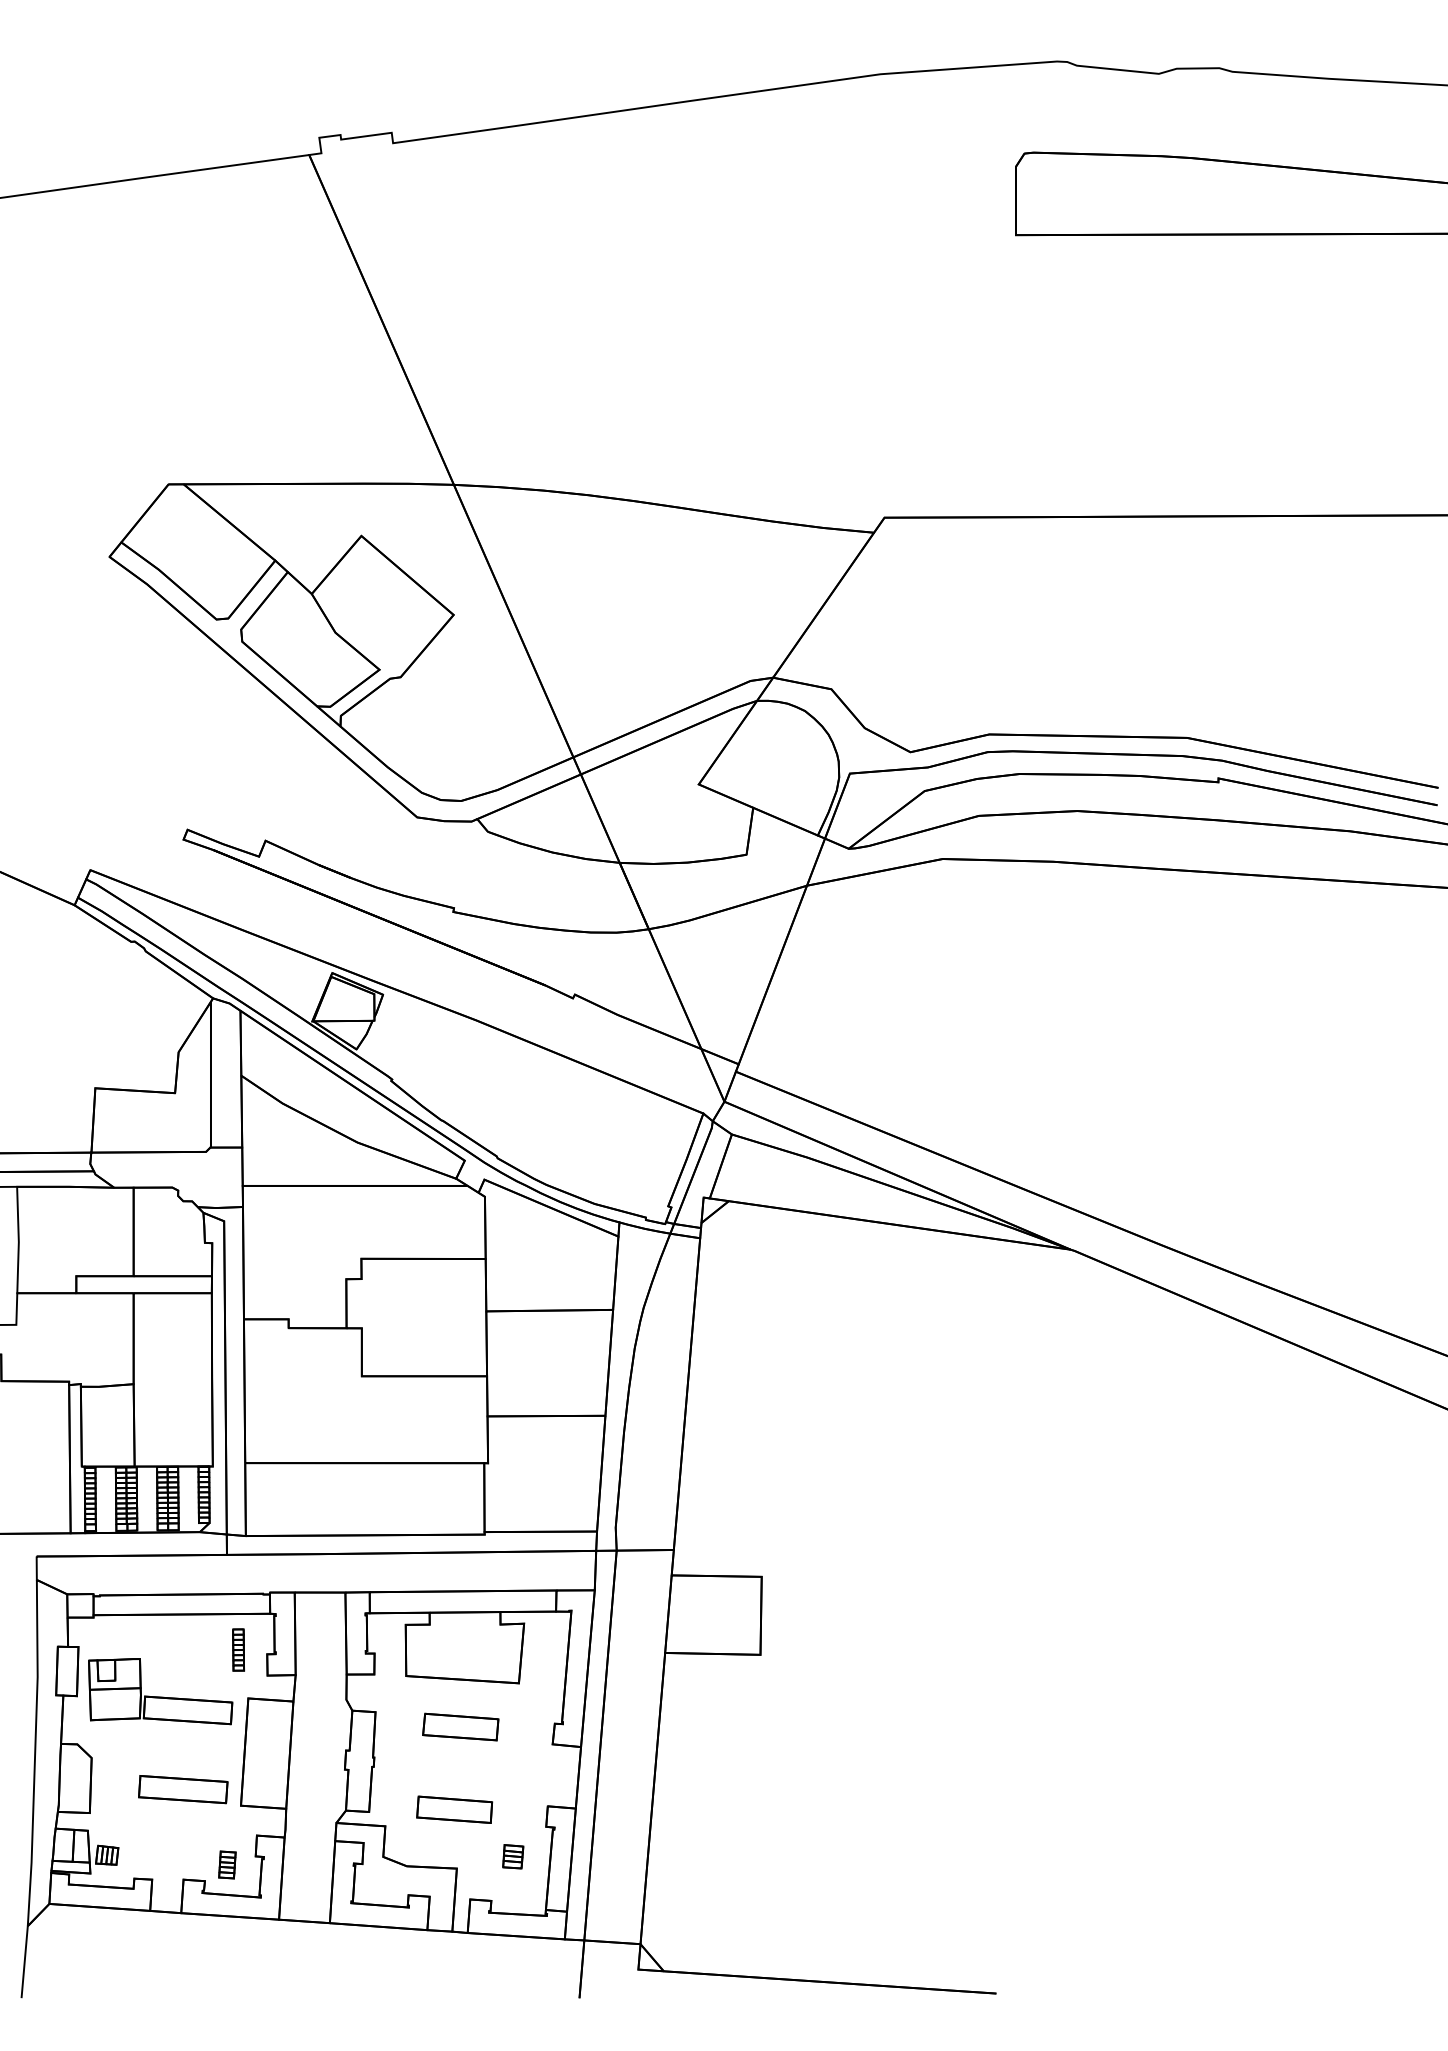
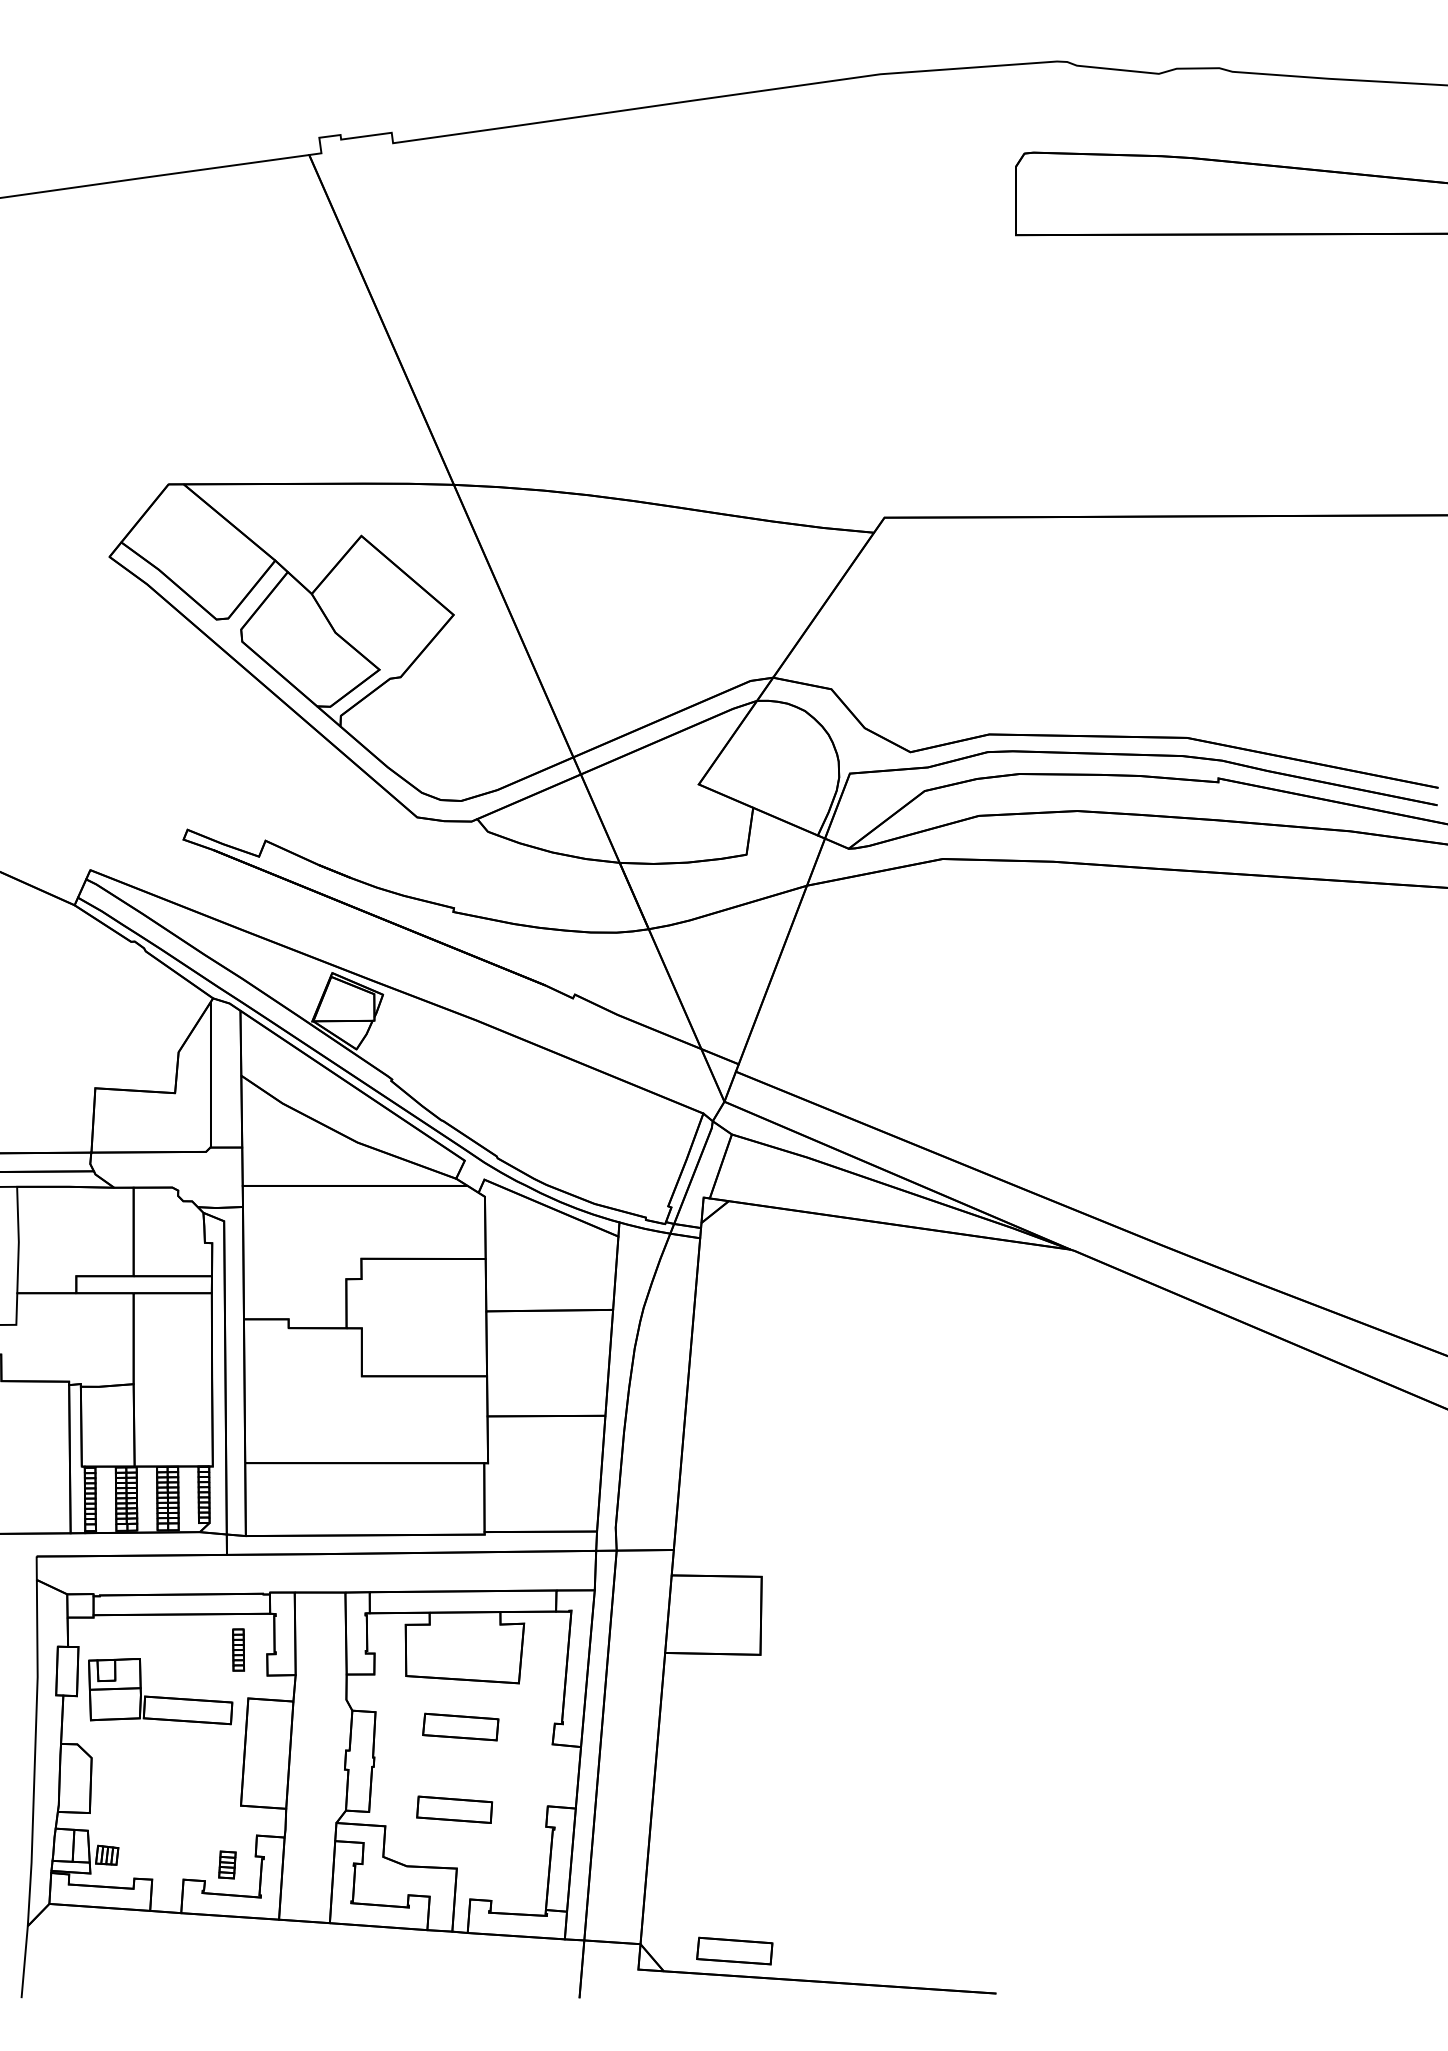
part: present -> none (183, 1789)
part: present -> none (513, 1856)
part: none -> present (734, 1950)
